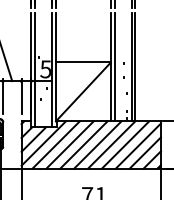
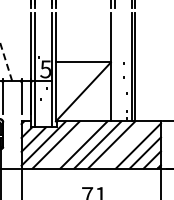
line: solid -> dashed (6, 61)
line: present -> none (114, 67)
line: present -> none (69, 144)
line: present -> none (125, 144)
